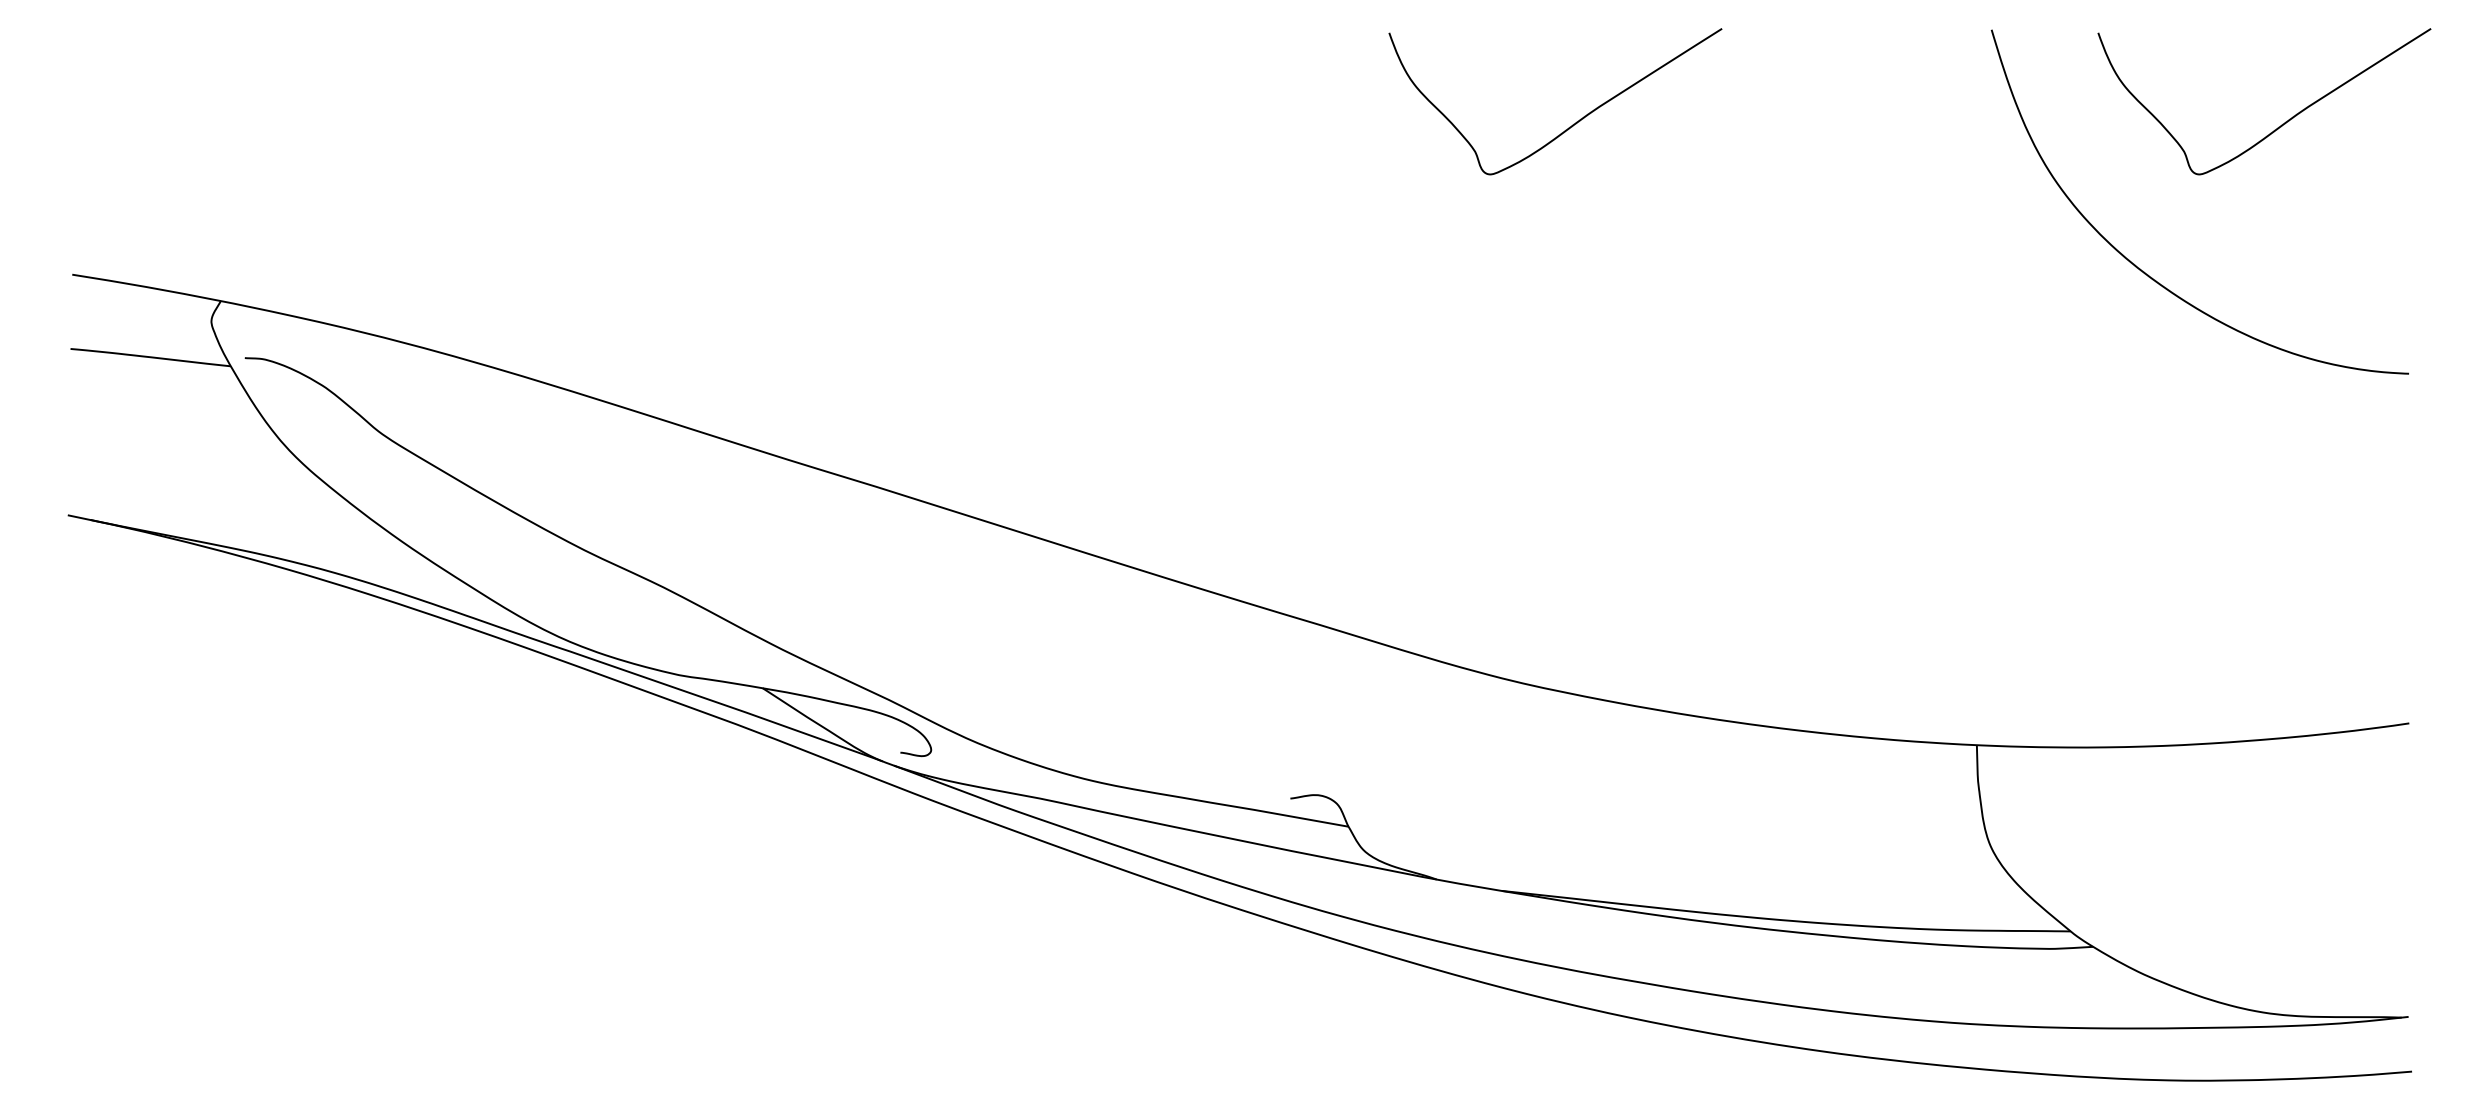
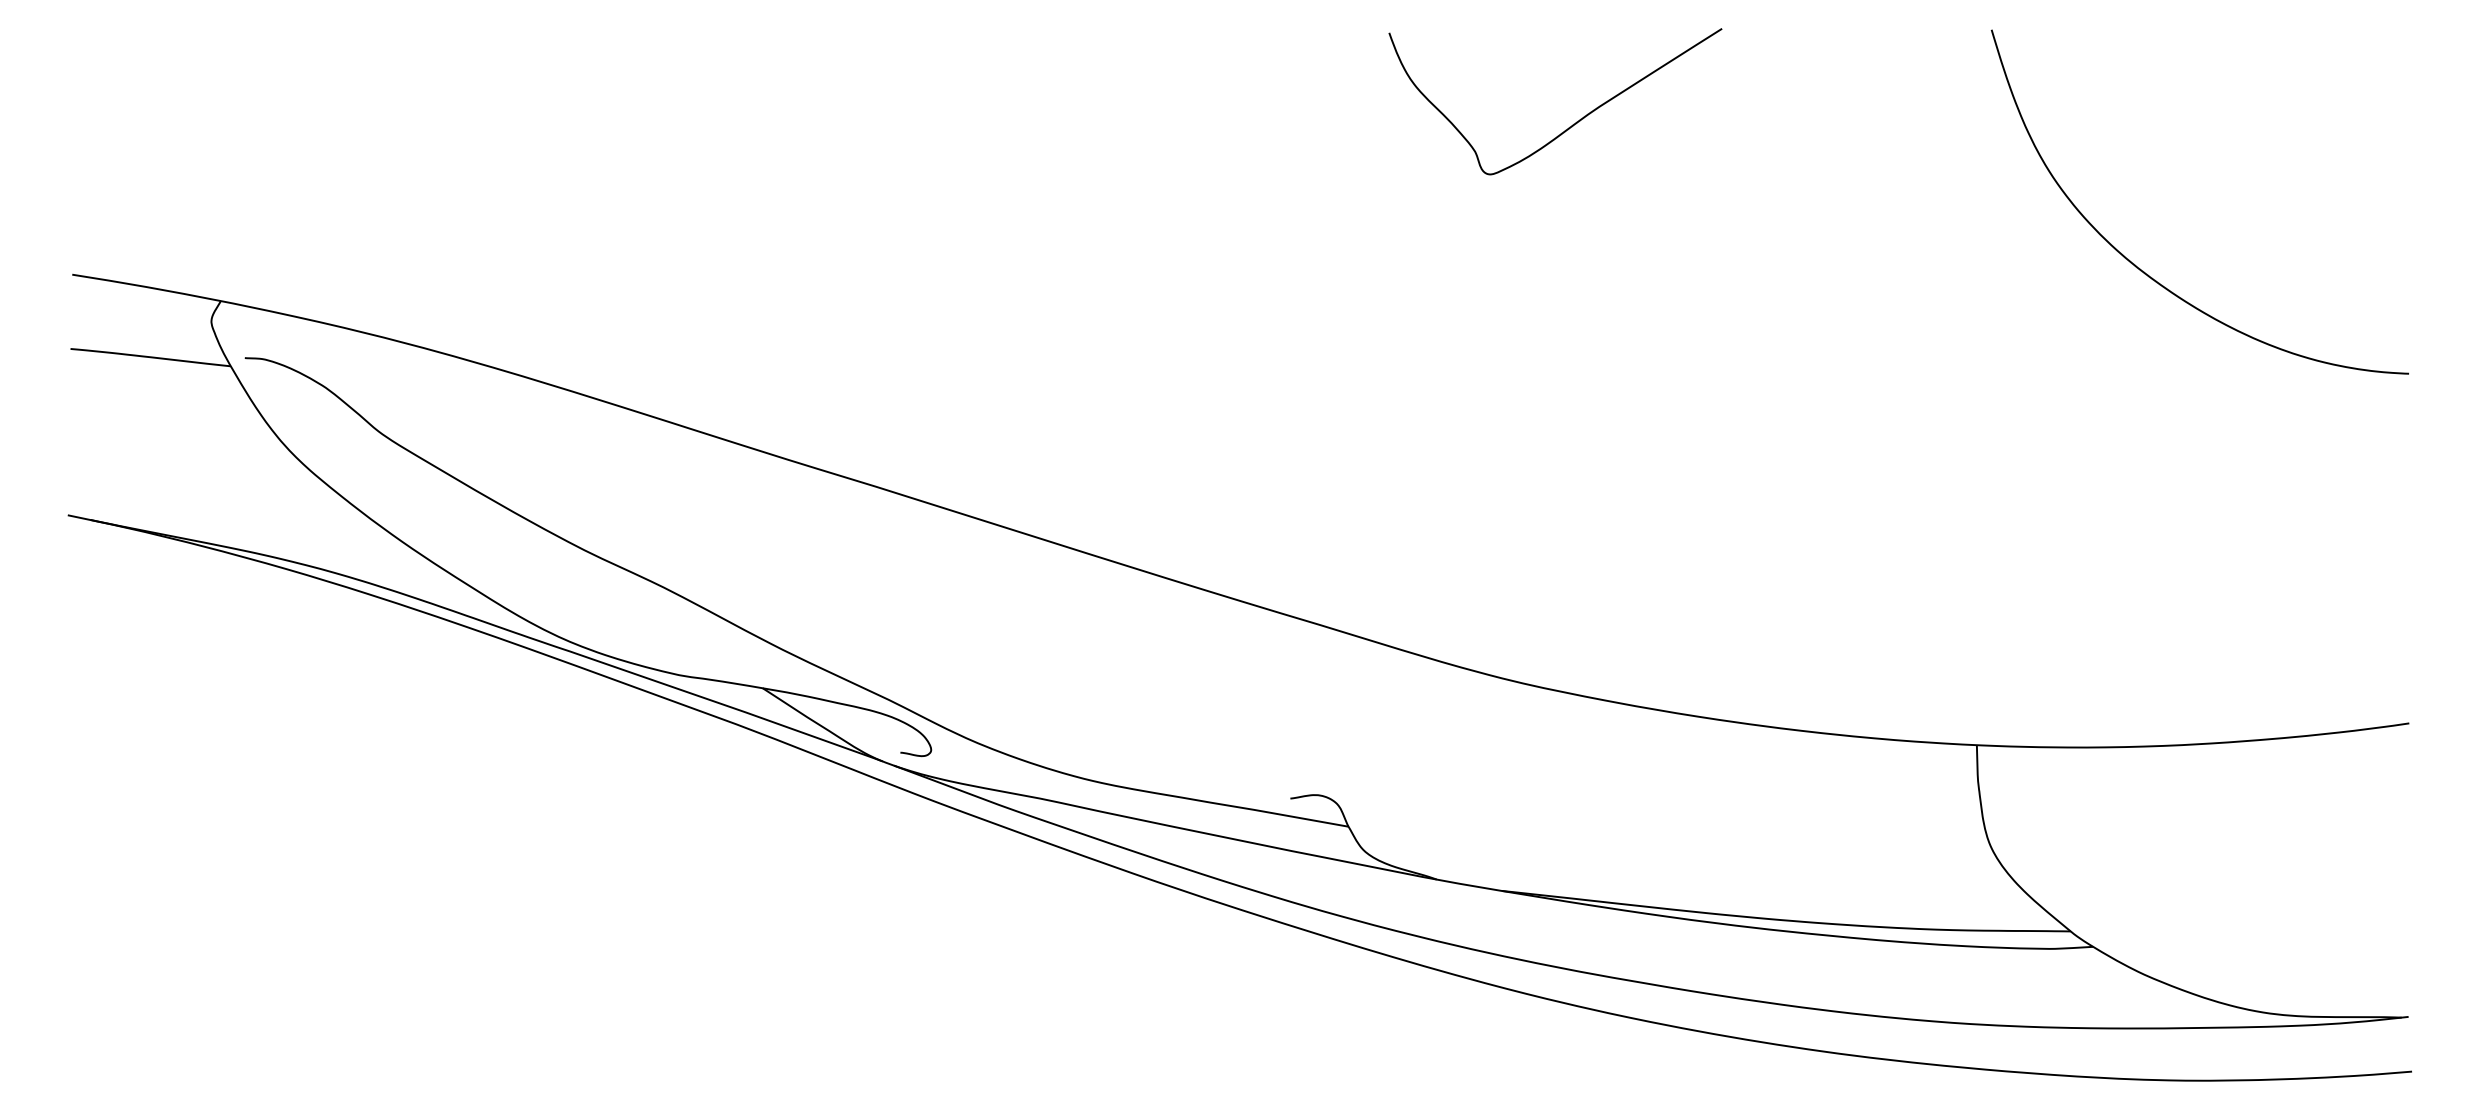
curve: present -> none (2281, 124)
